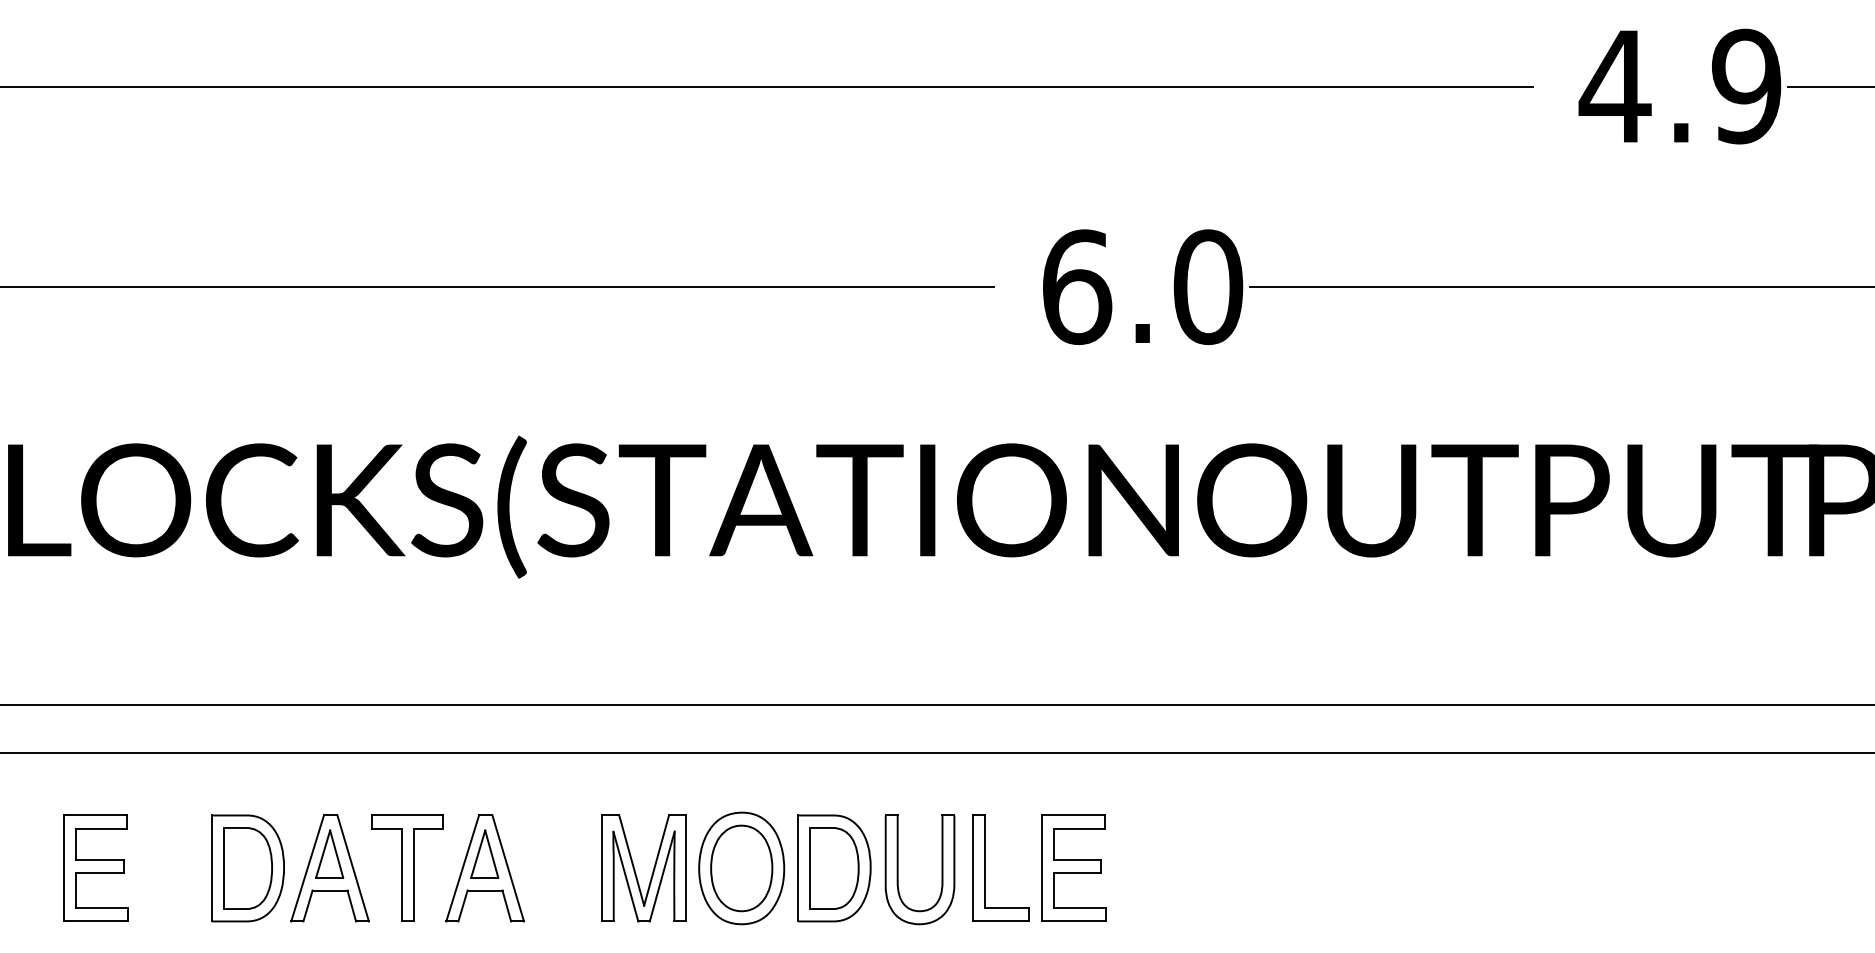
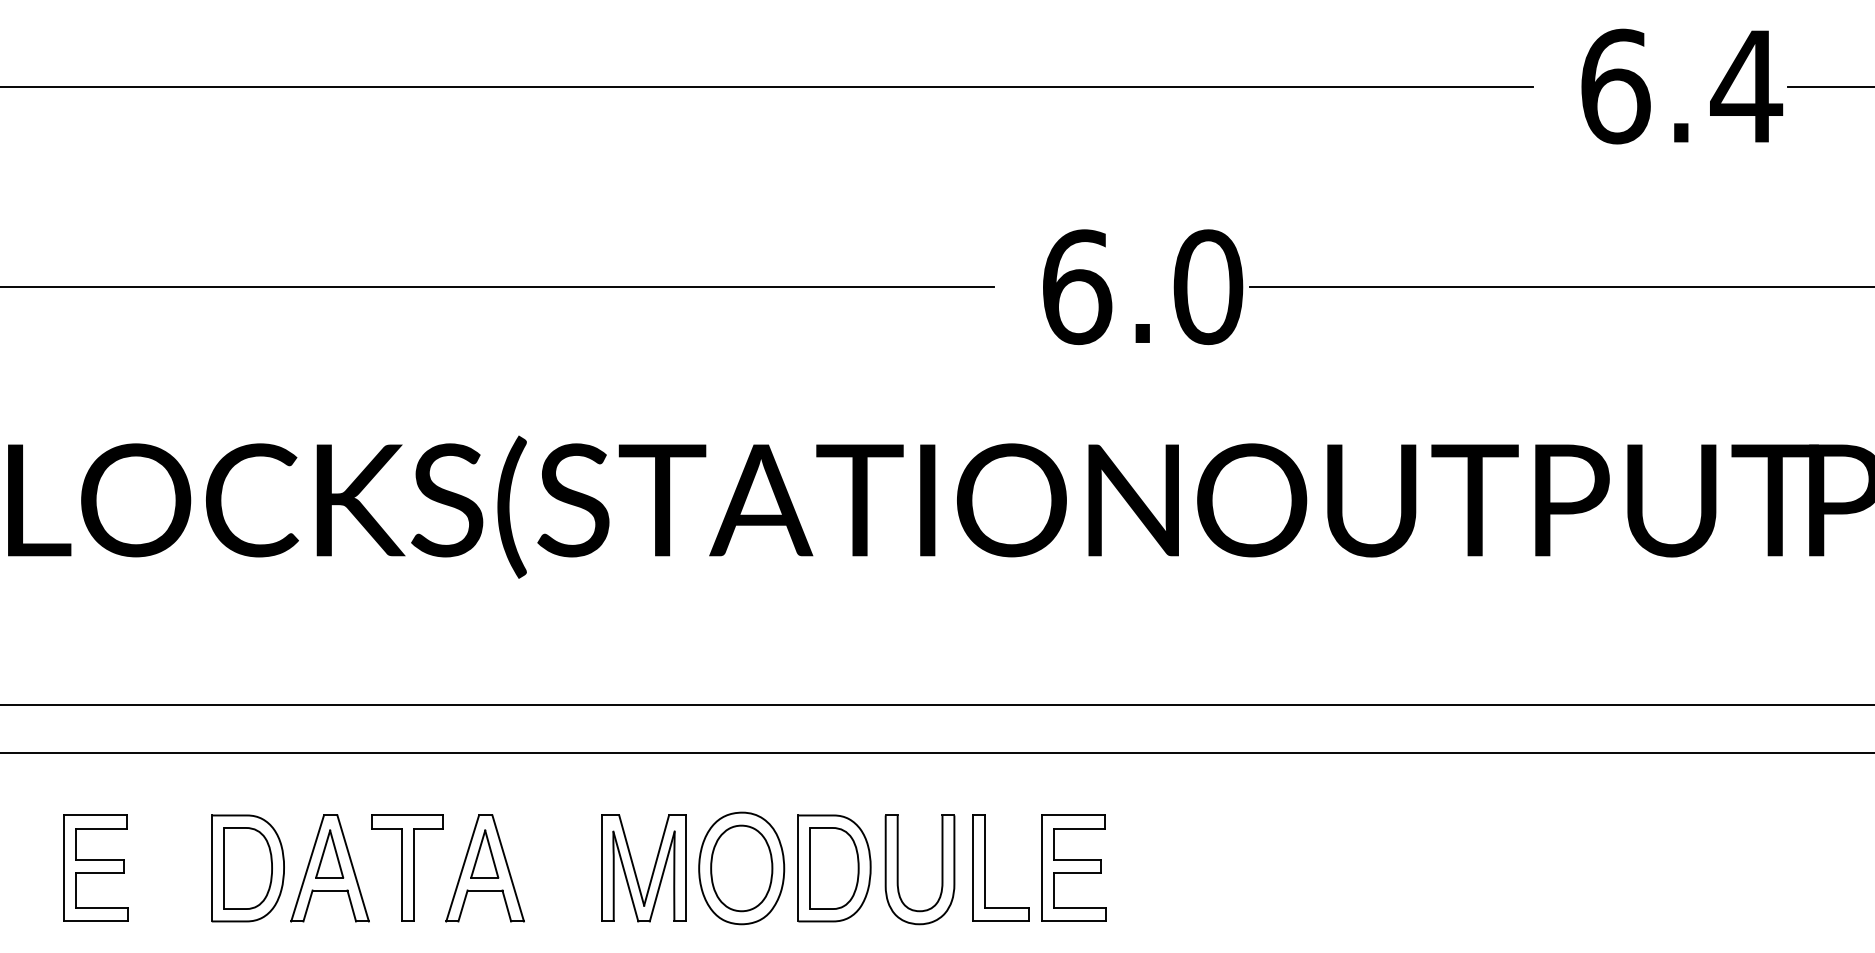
text: 4.9 -> 6.4 (1680, 86)
